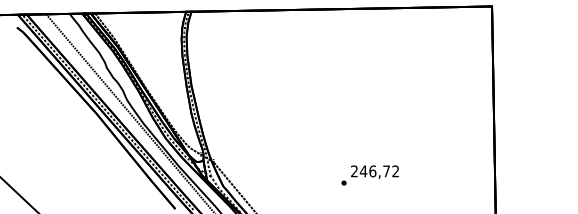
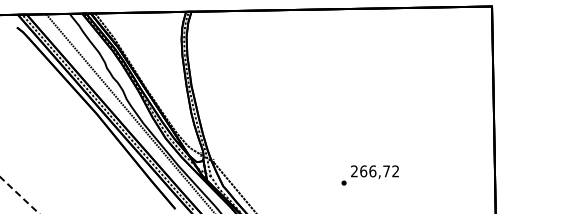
text: 246,72 -> 266,72 (363, 171)
line: solid -> dashed (19, 194)
